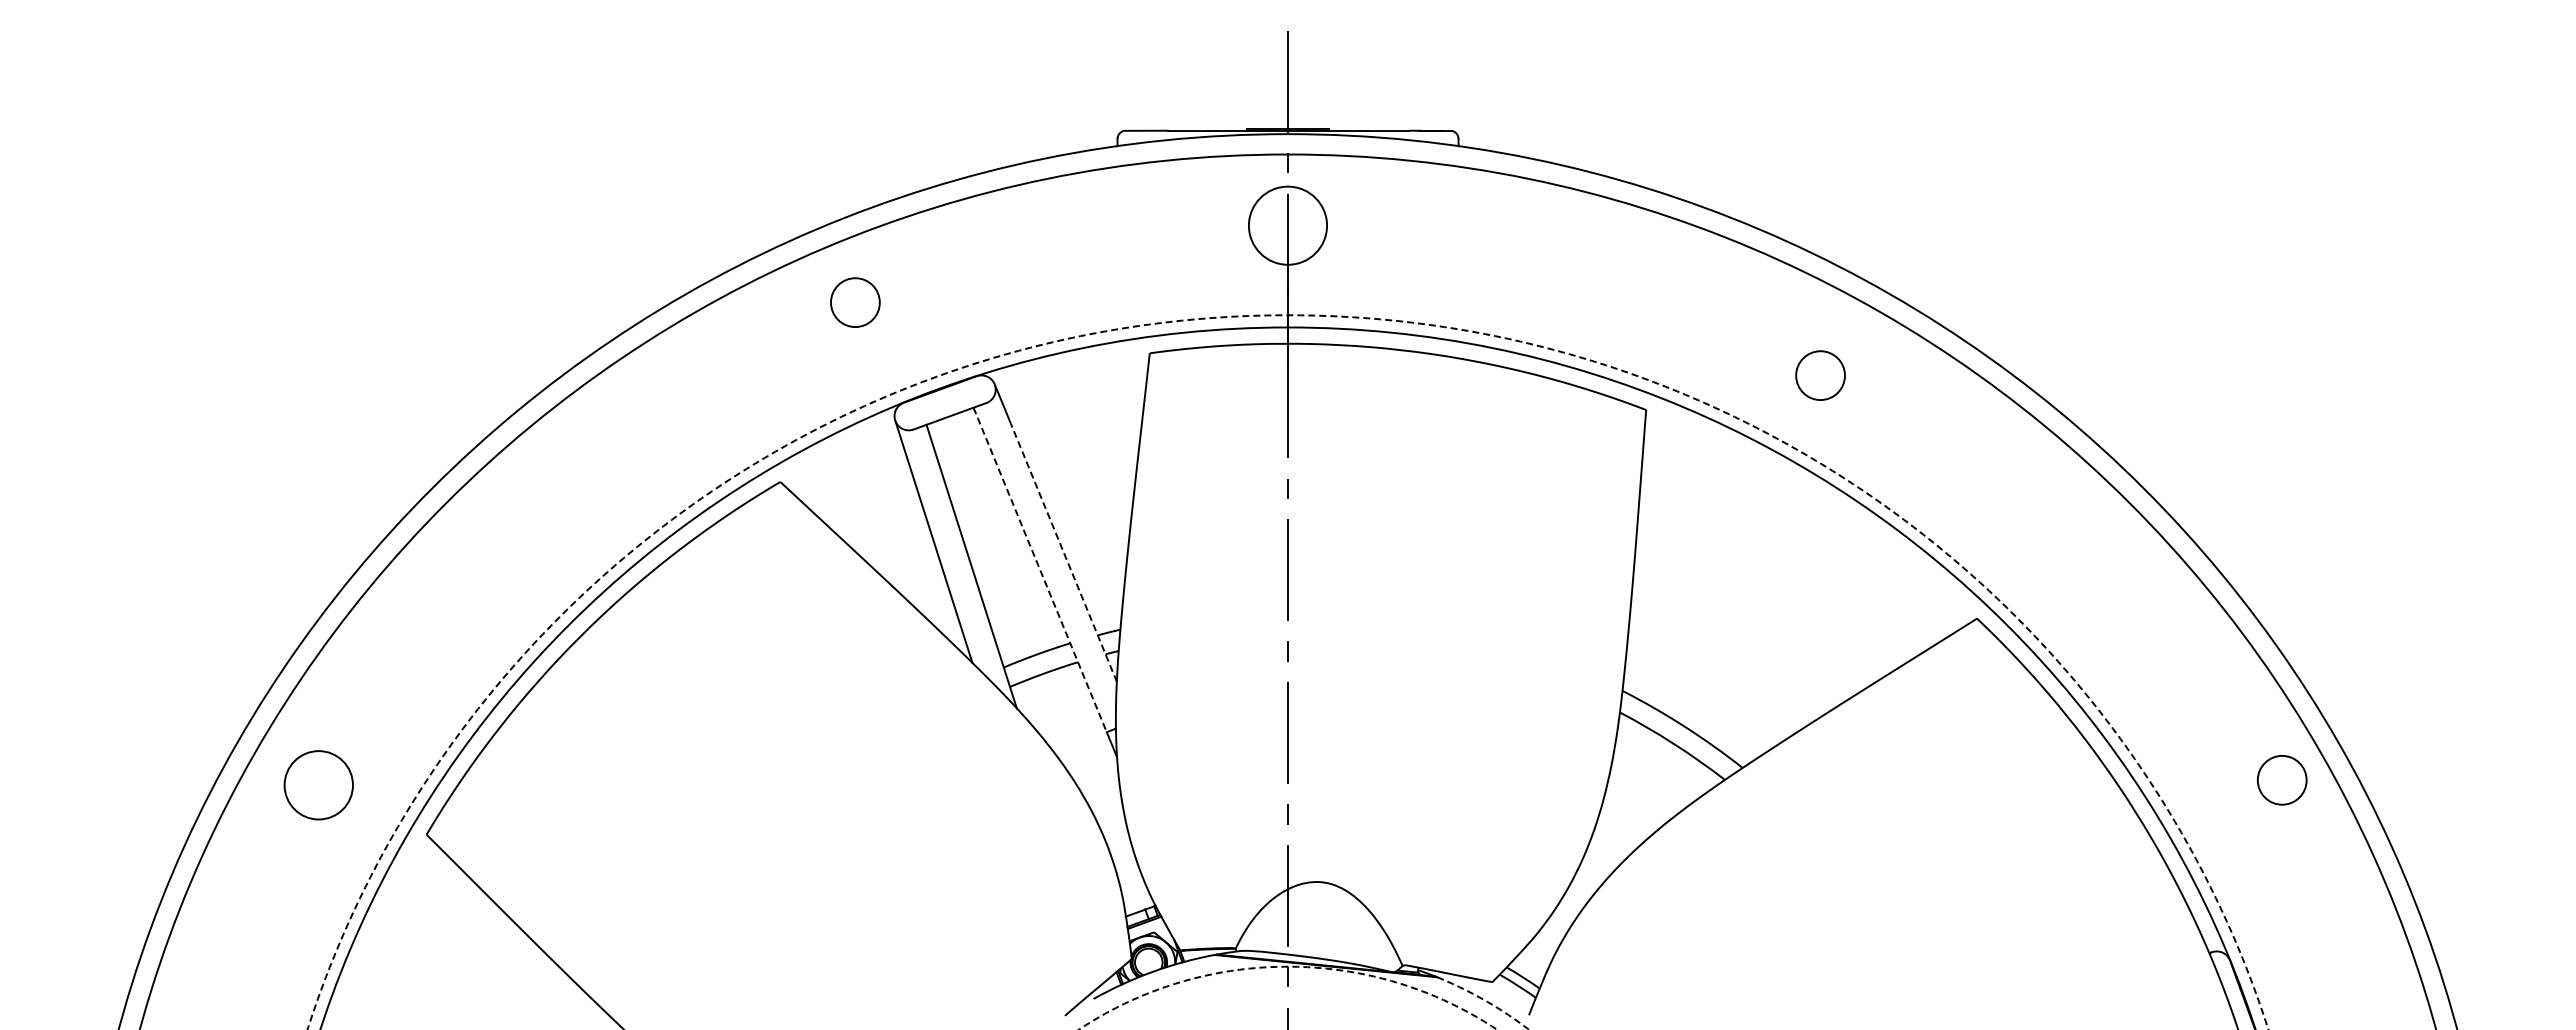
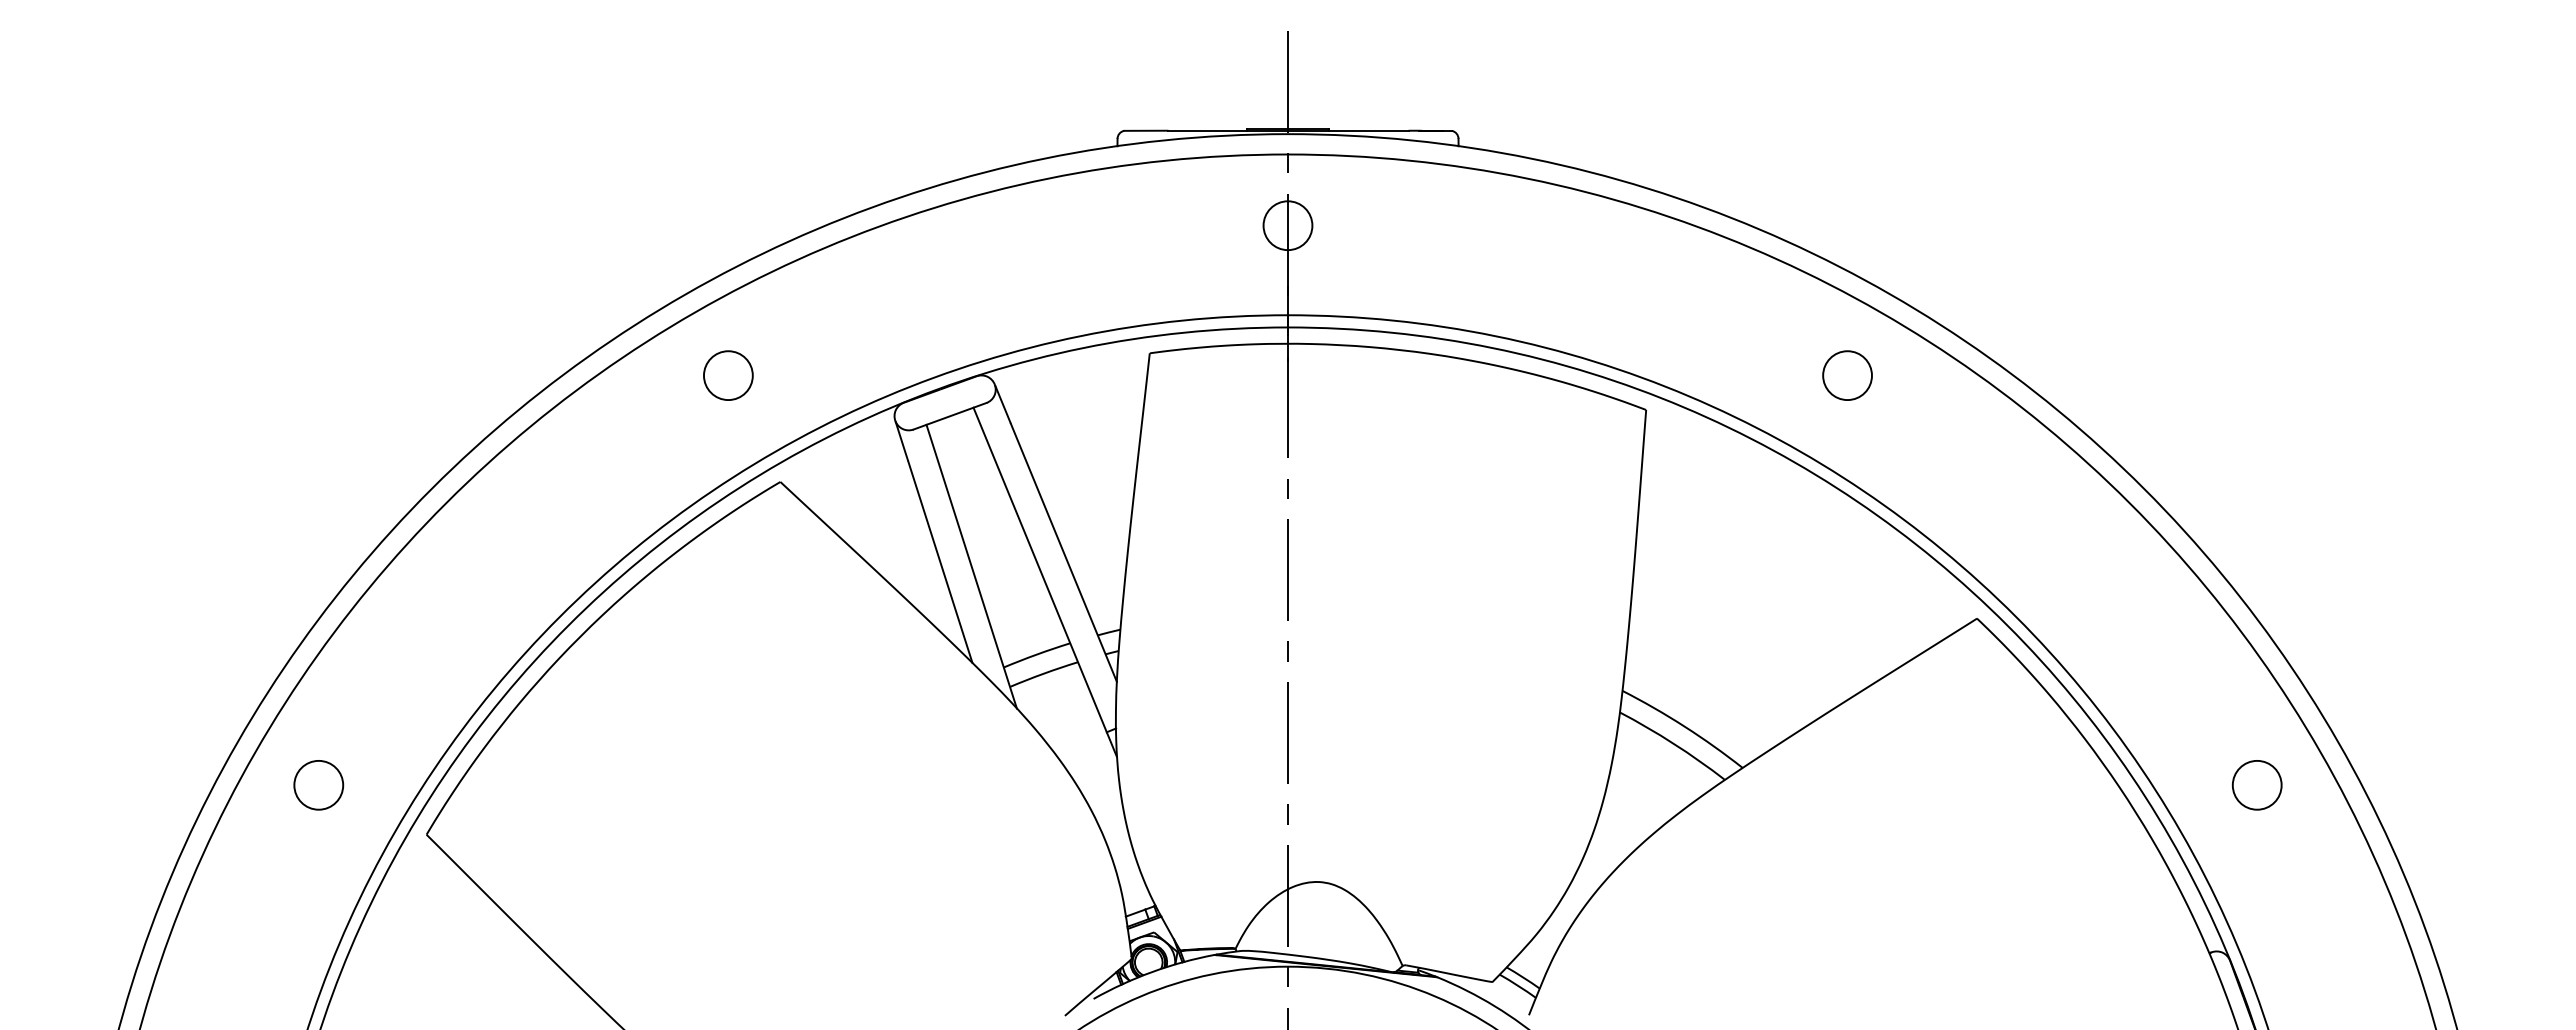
circle diameter: 78 px -> 49 px (1287, 225)
circle position: (855, 302) -> (728, 375) (728, 375)
circle position: (1820, 375) -> (1847, 375) (1847, 375)
line: dashed -> solid (1063, 552)
line: dashed -> solid (1040, 570)
circle: dashed -> solid (1287, 672)
circle position: (2281, 780) -> (2256, 785) (2256, 785)
circle diameter: 68 px -> 49 px (318, 784)
circle: dashed -> solid (1287, 997)
arc: dashed -> solid (1485, 1000)
